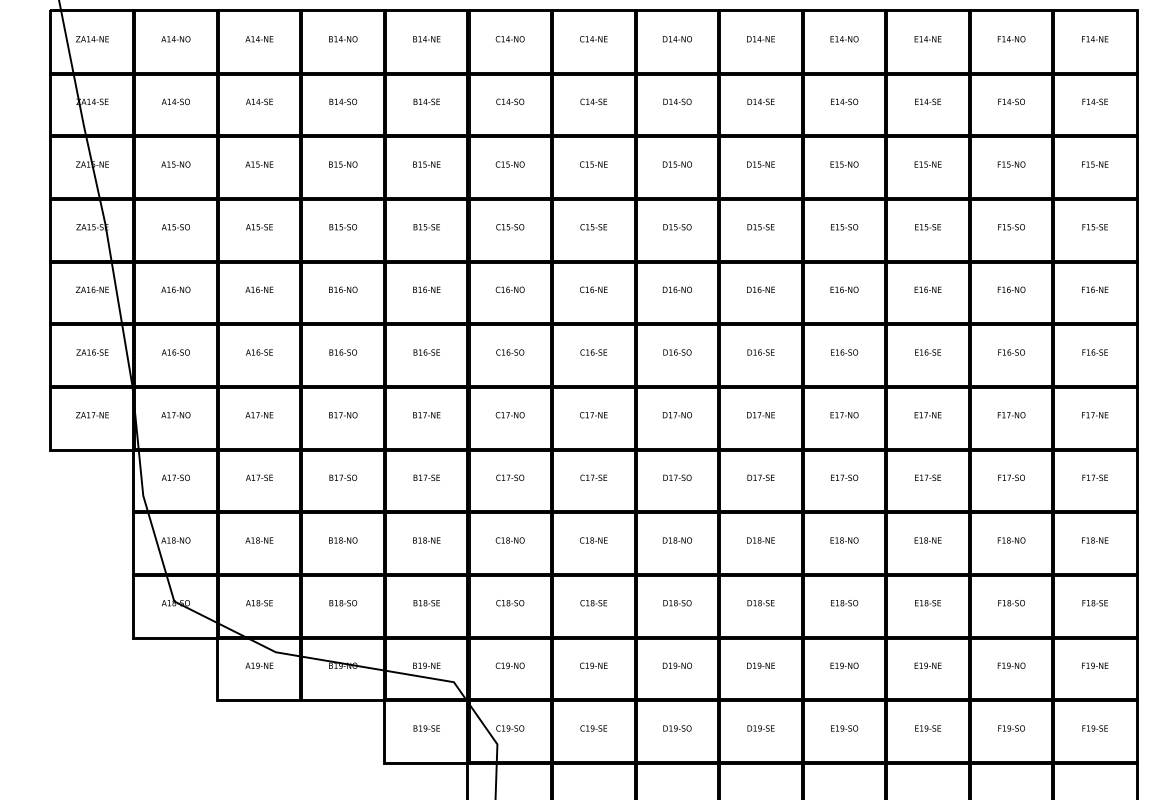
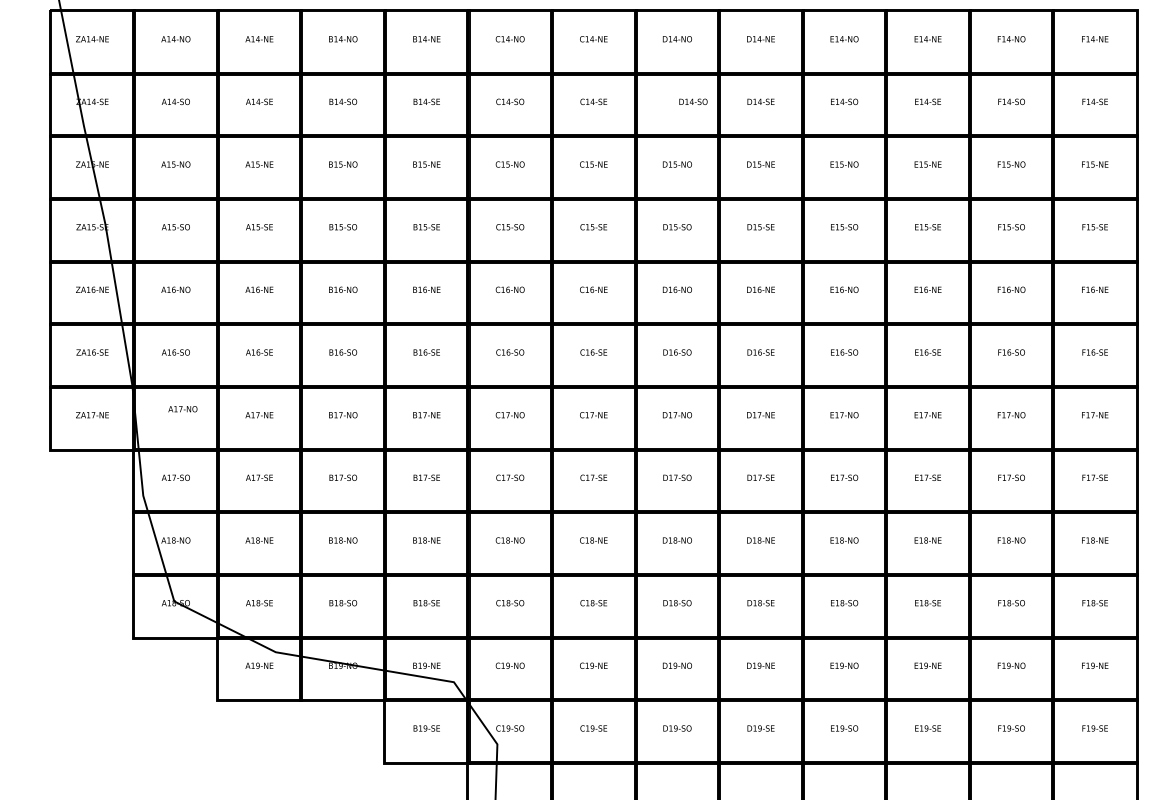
text position: (677, 101) -> (693, 101) (693, 101)
text position: (175, 415) -> (182, 409) (182, 409)
